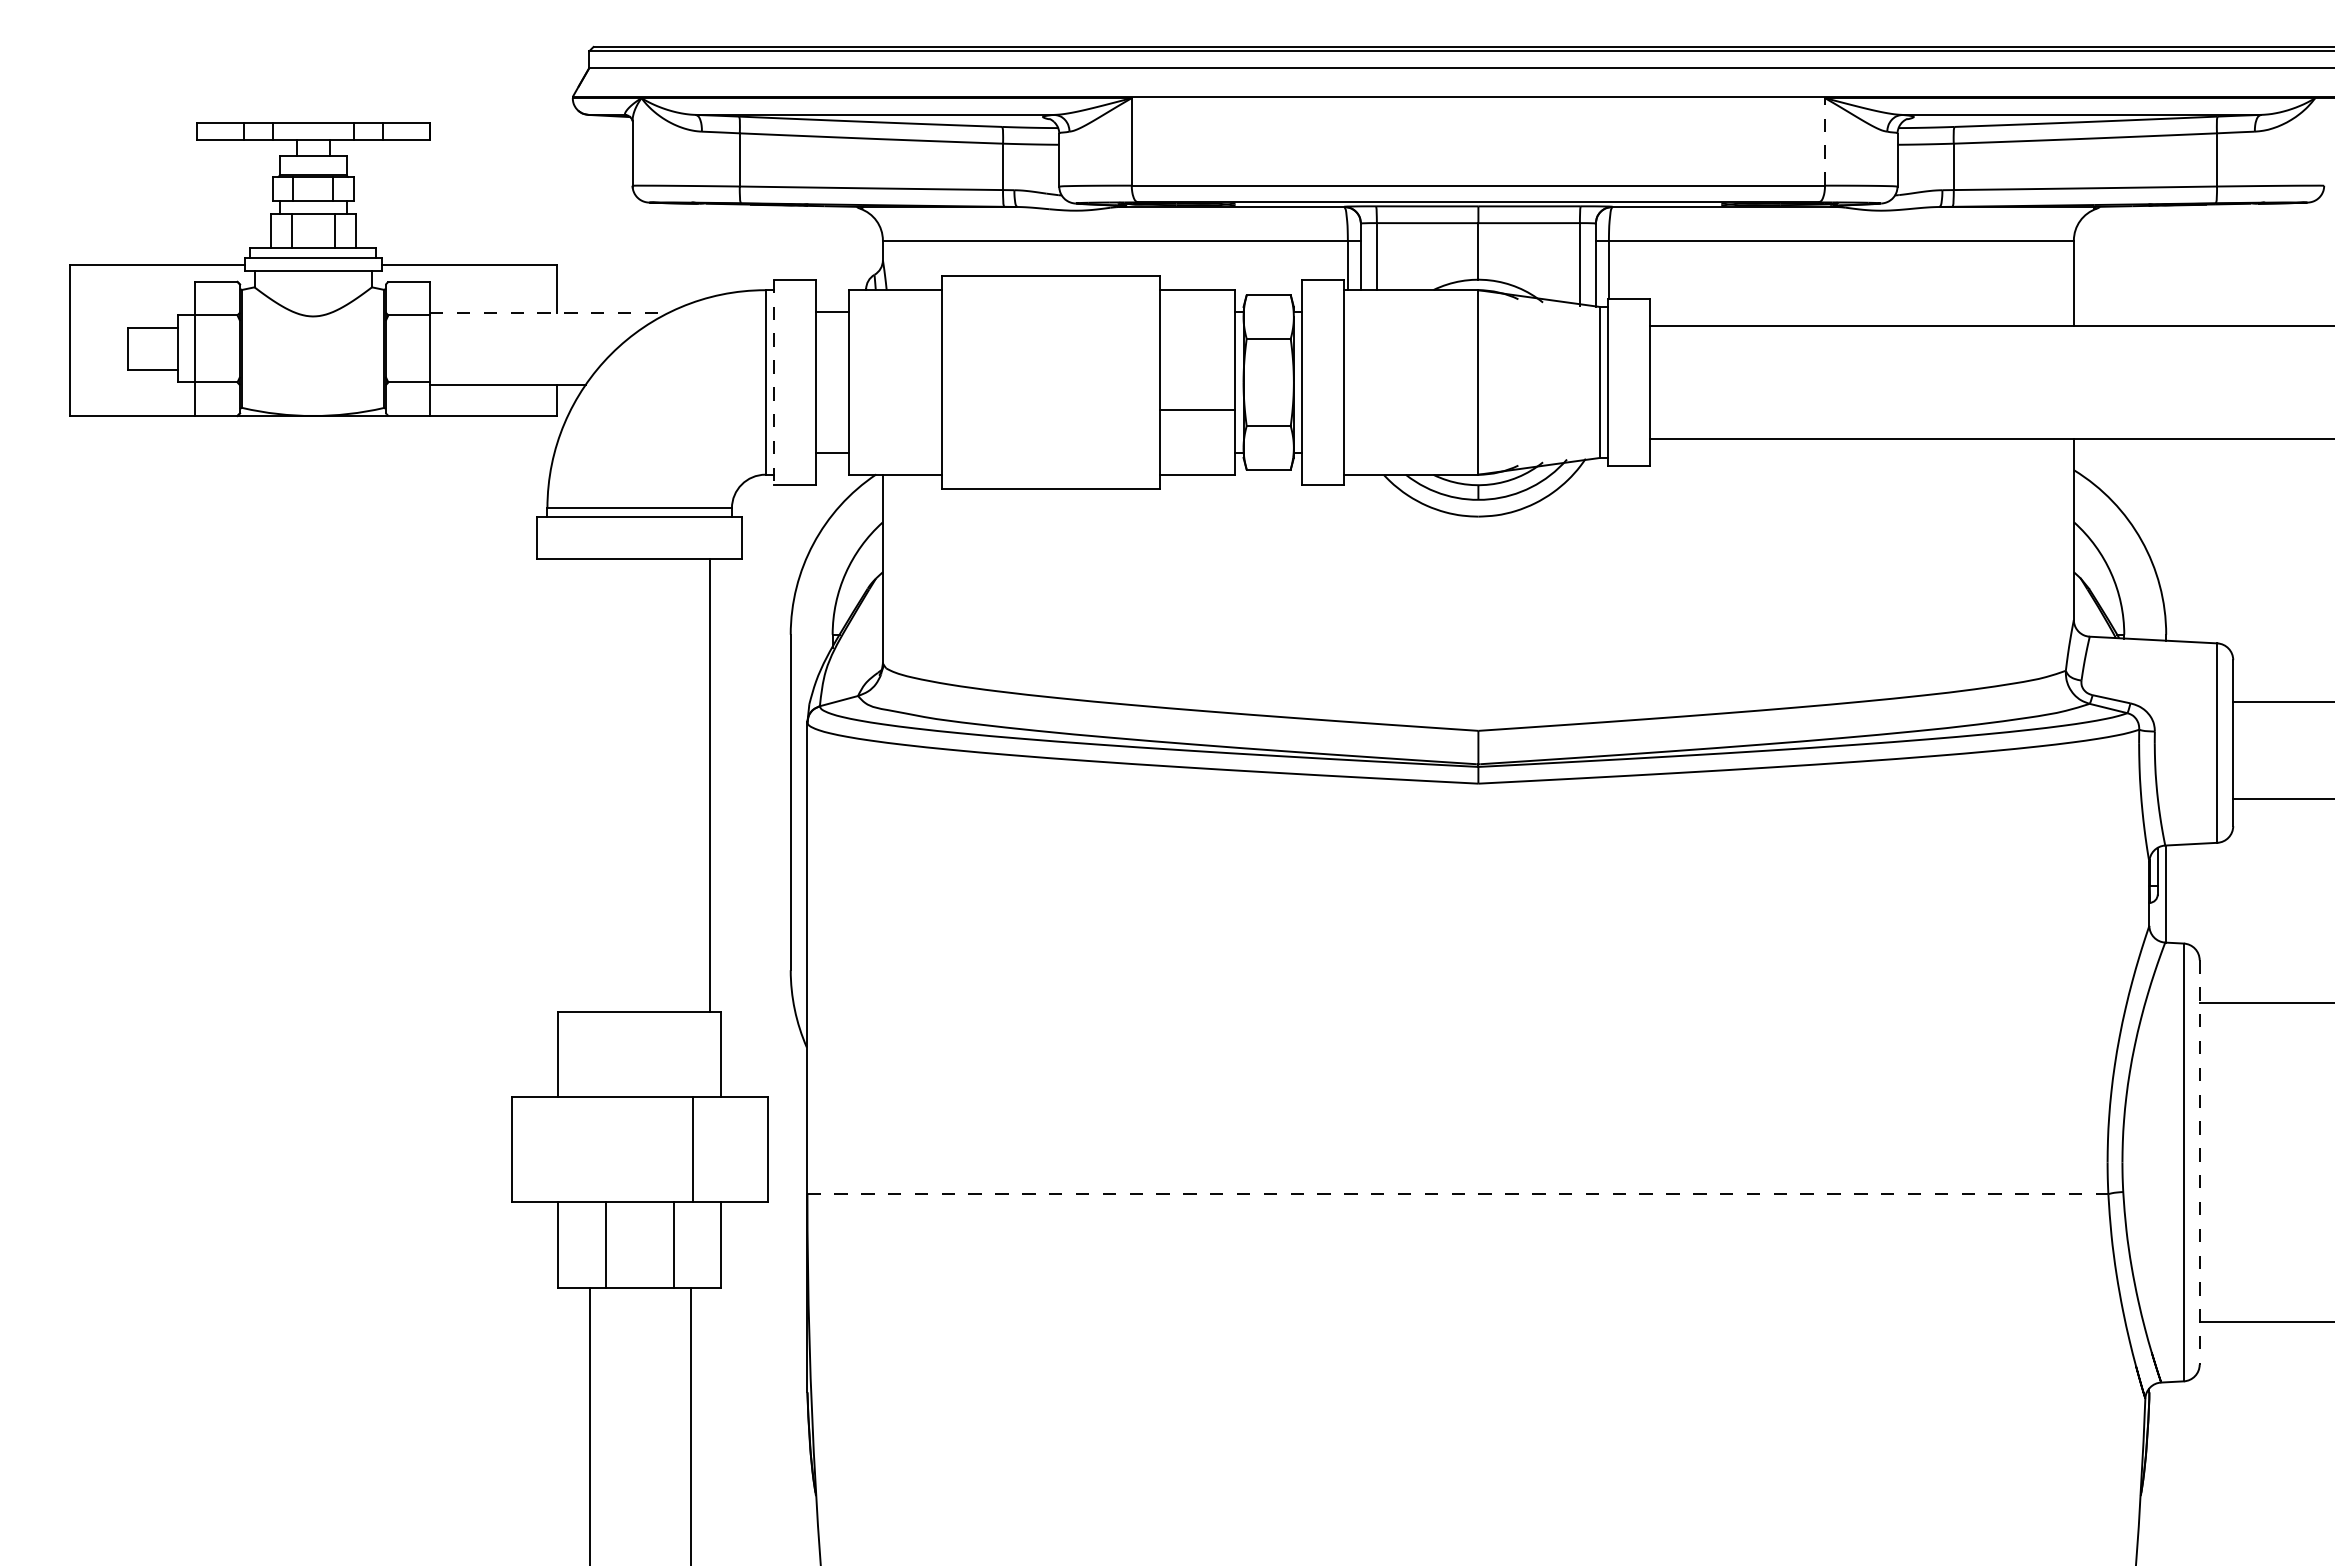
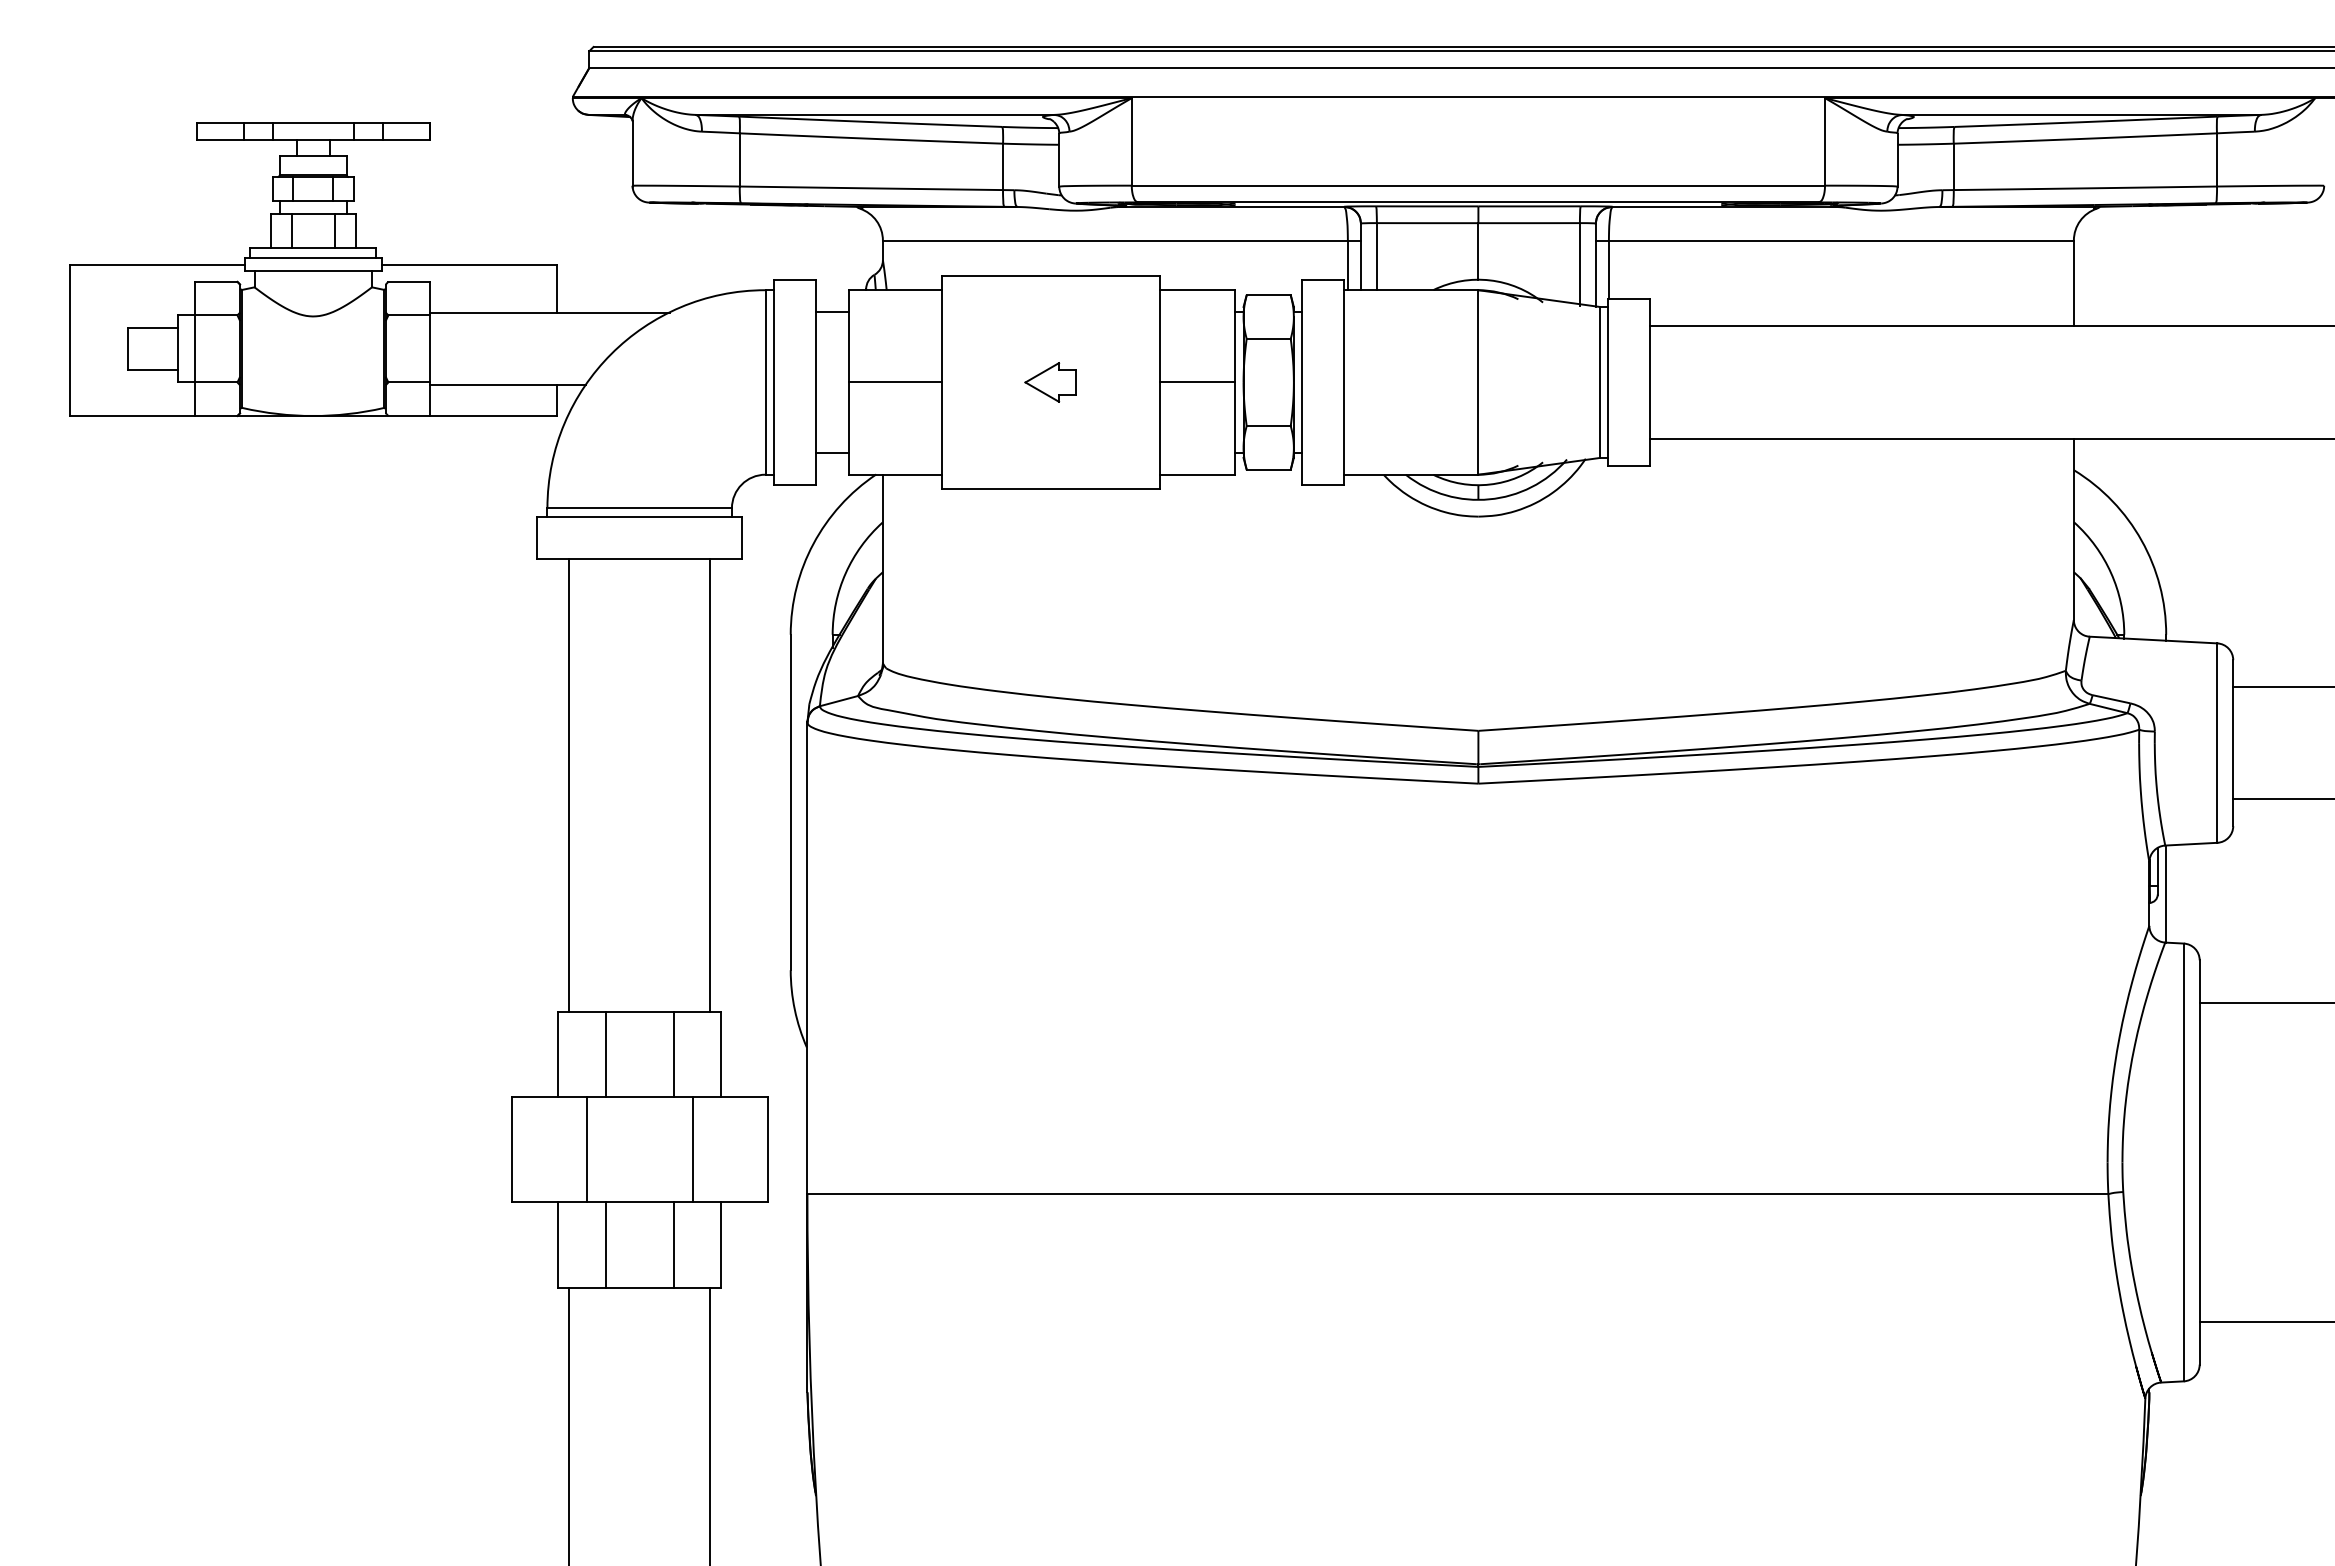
line: dashed -> solid (1825, 141)
line: dashed -> solid (549, 312)
line: dashed -> solid (773, 382)
line: none -> present (895, 382)
part: none -> present (1050, 382)
line position: (1197, 410) -> (1197, 382) (1197, 382)
line position: (2282, 701) -> (2282, 686) (2282, 686)
line: none -> present (569, 784)
line: none -> present (605, 1054)
line: none -> present (673, 1054)
line: none -> present (586, 1149)
line: dashed -> solid (2199, 1162)
line: dashed -> solid (1458, 1194)
line position: (590, 1425) -> (569, 1425) (569, 1425)
line position: (691, 1425) -> (710, 1425) (710, 1425)
